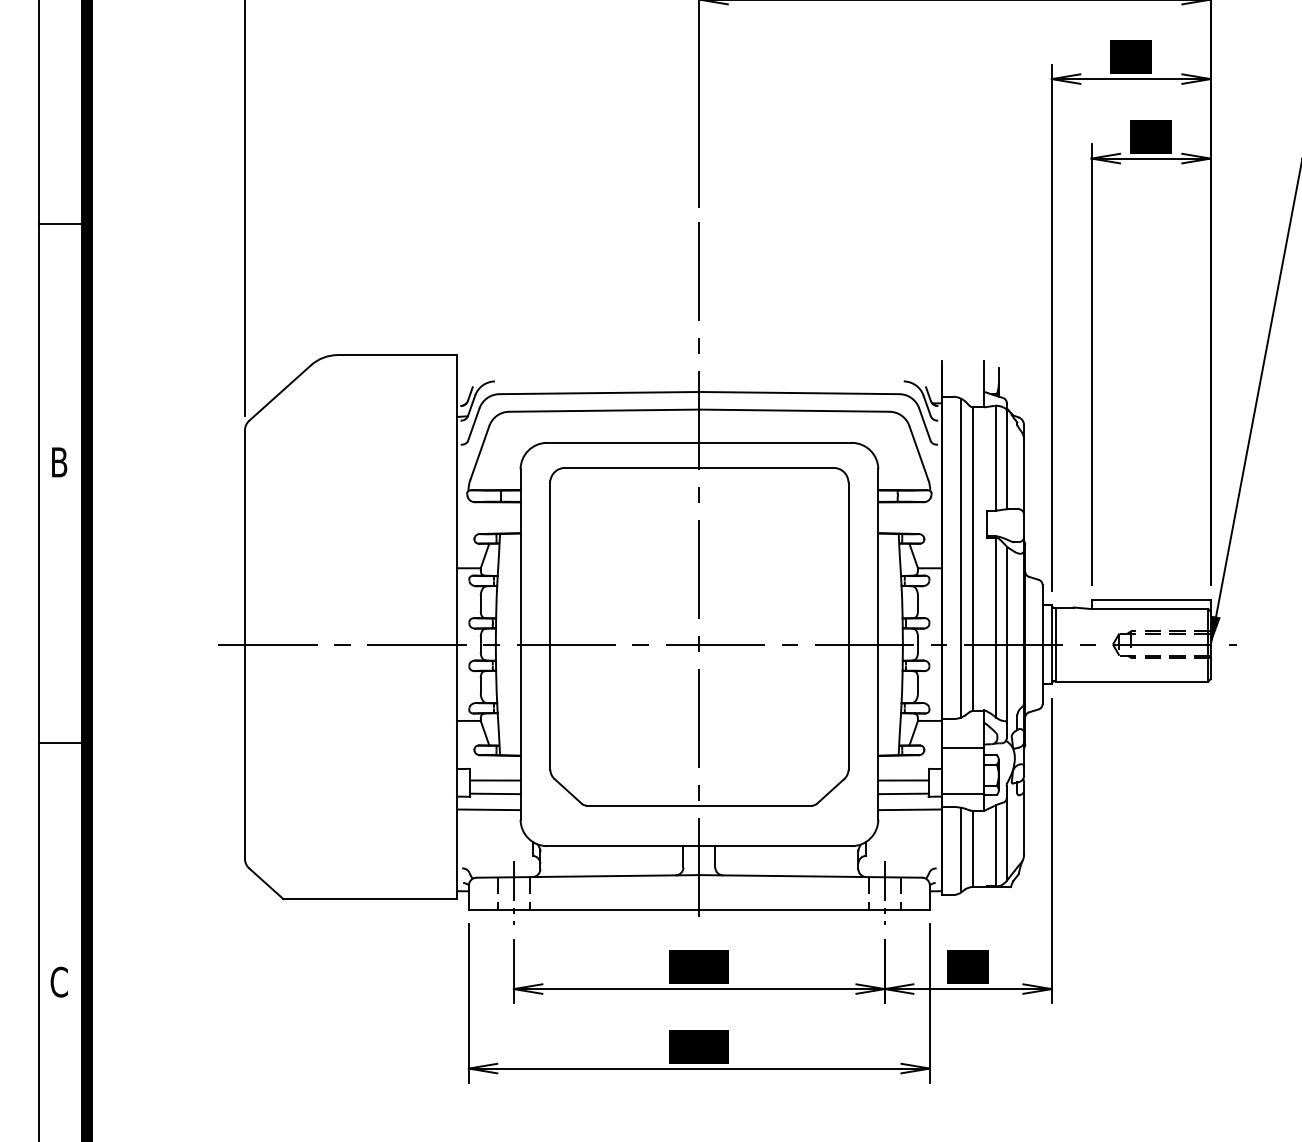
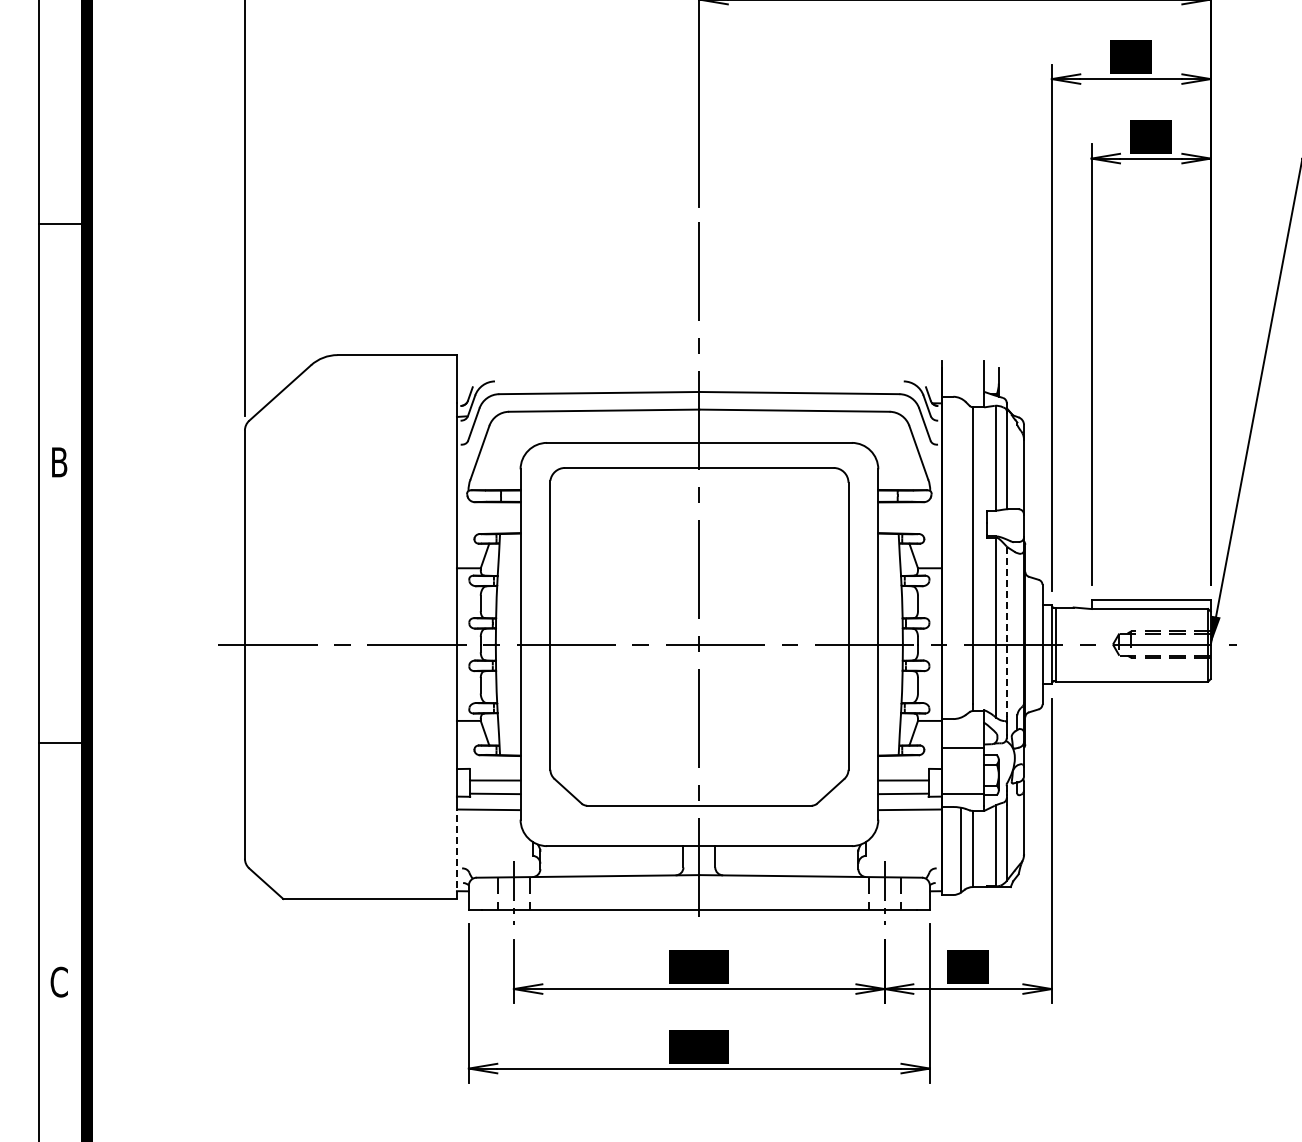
line: present -> none (961, 557)
line: solid -> dashed (1006, 632)
line: solid -> dashed (456, 854)
